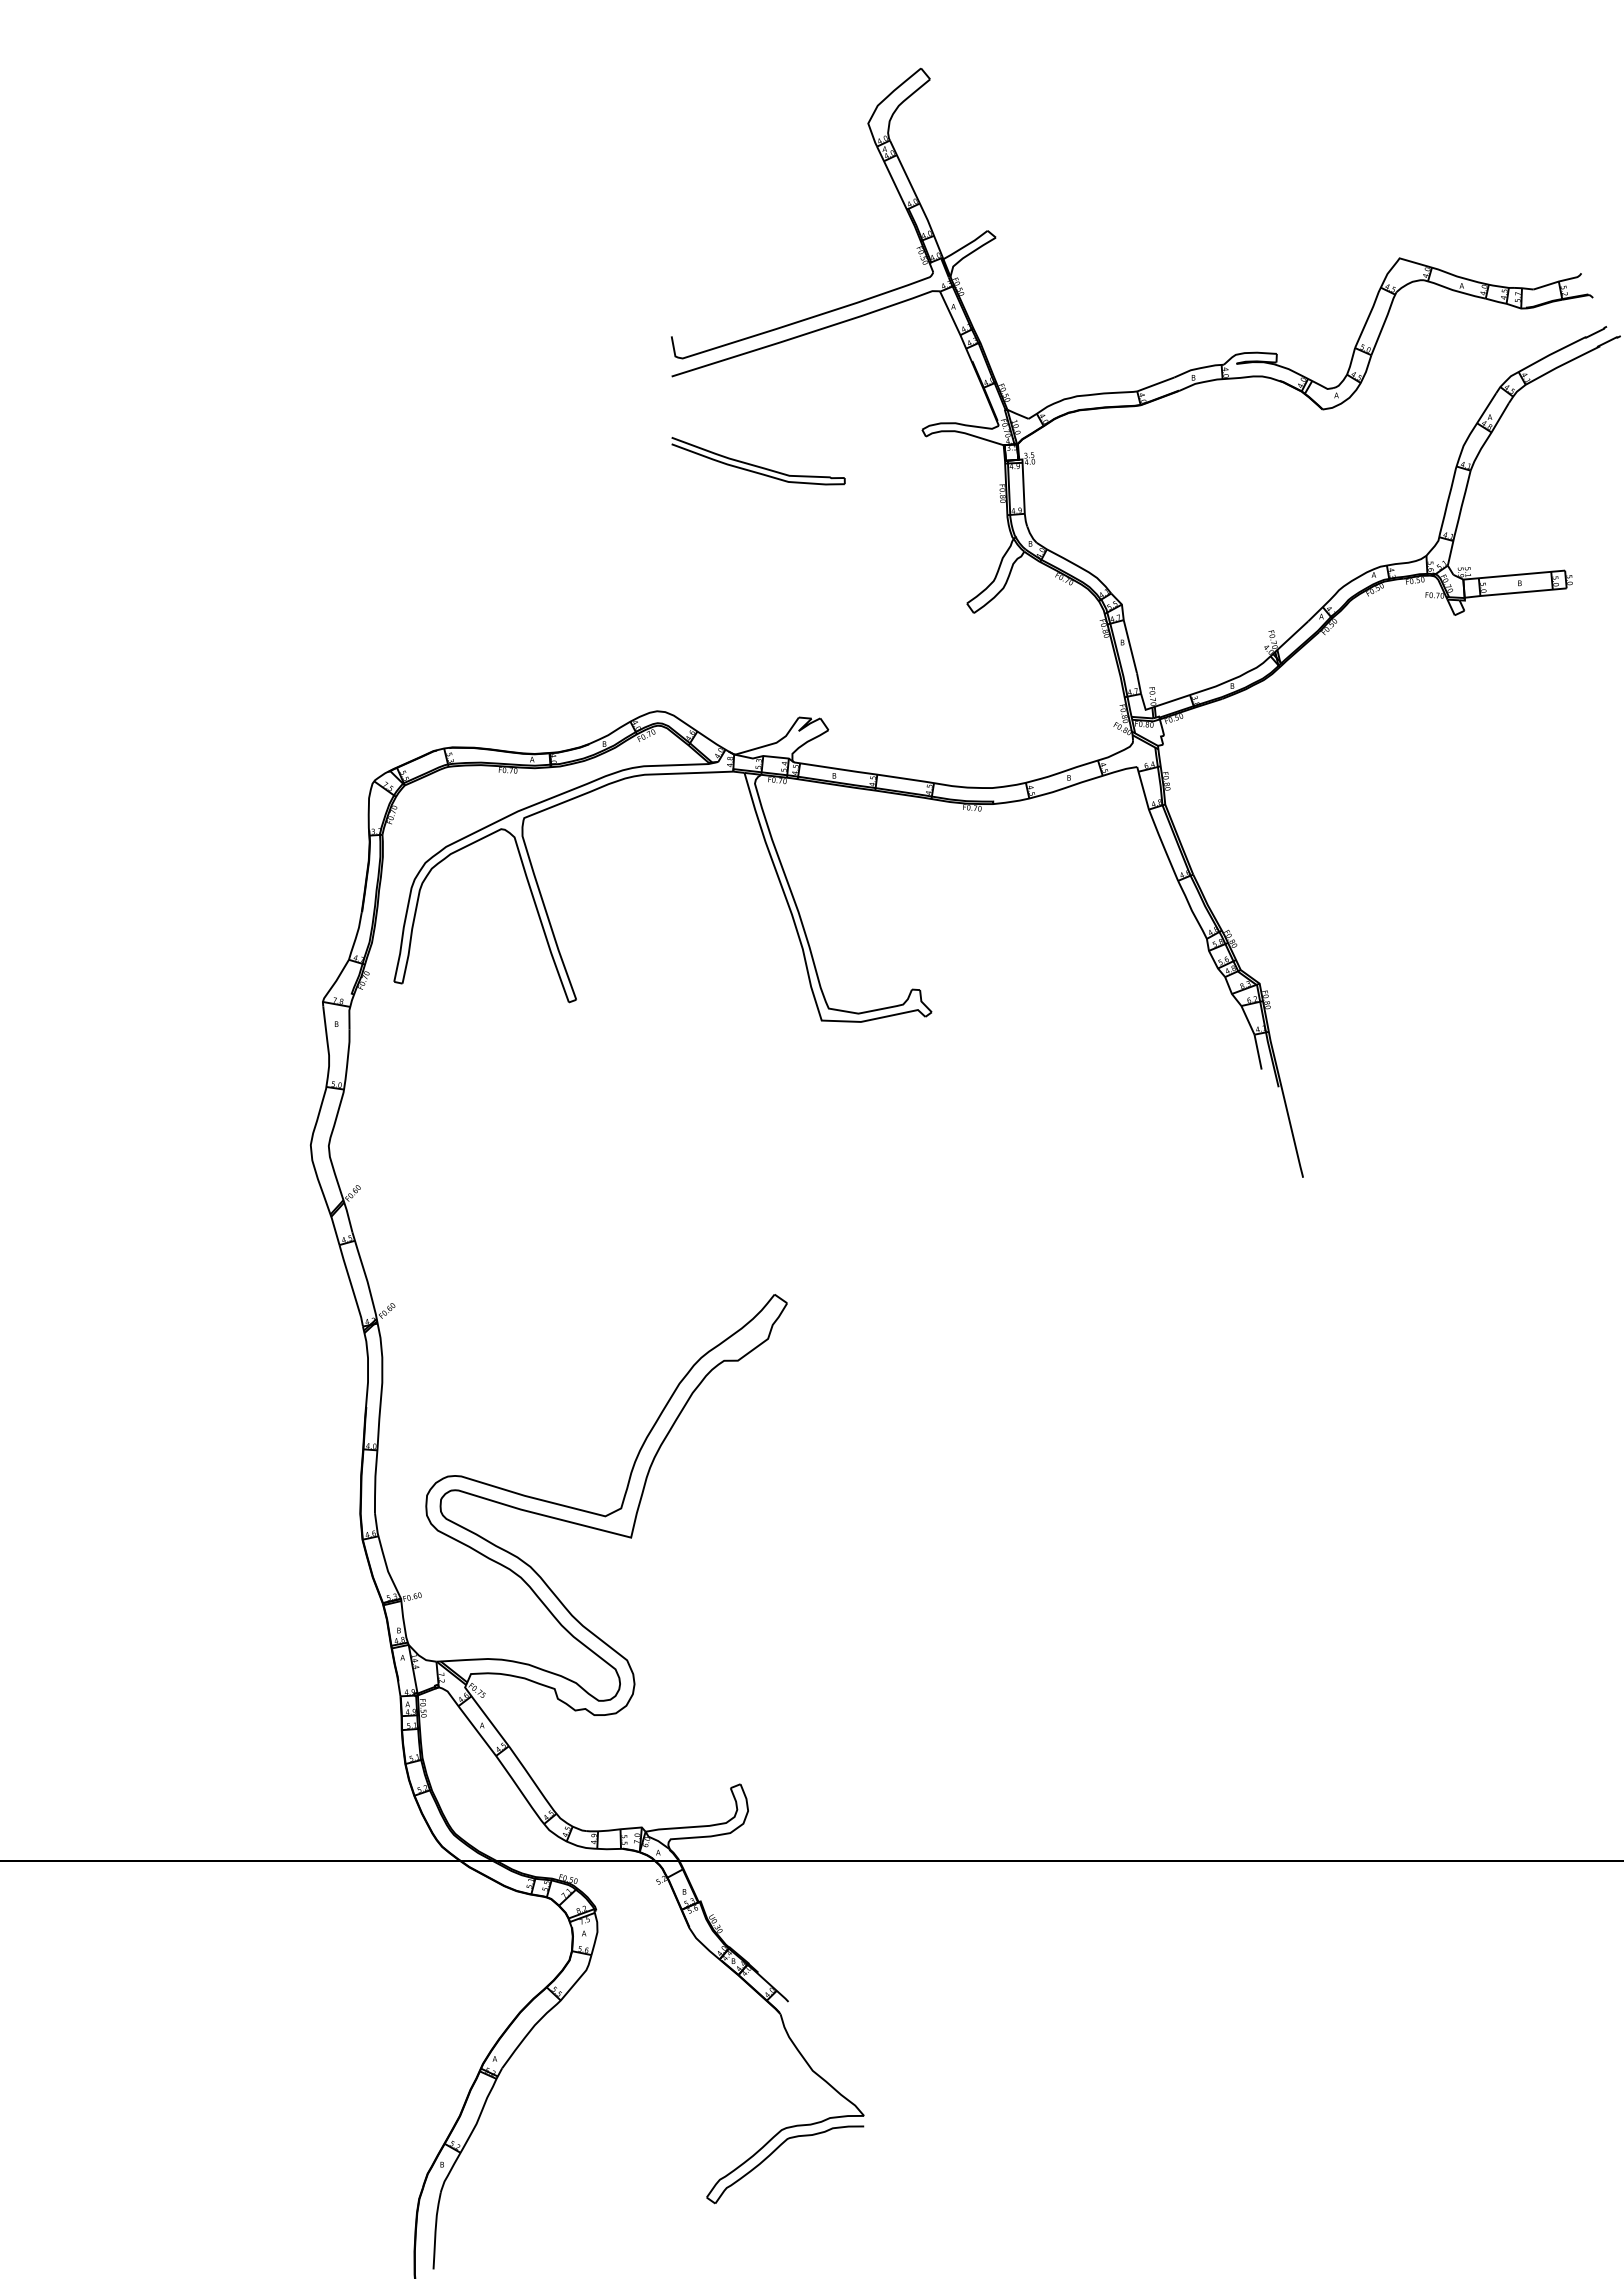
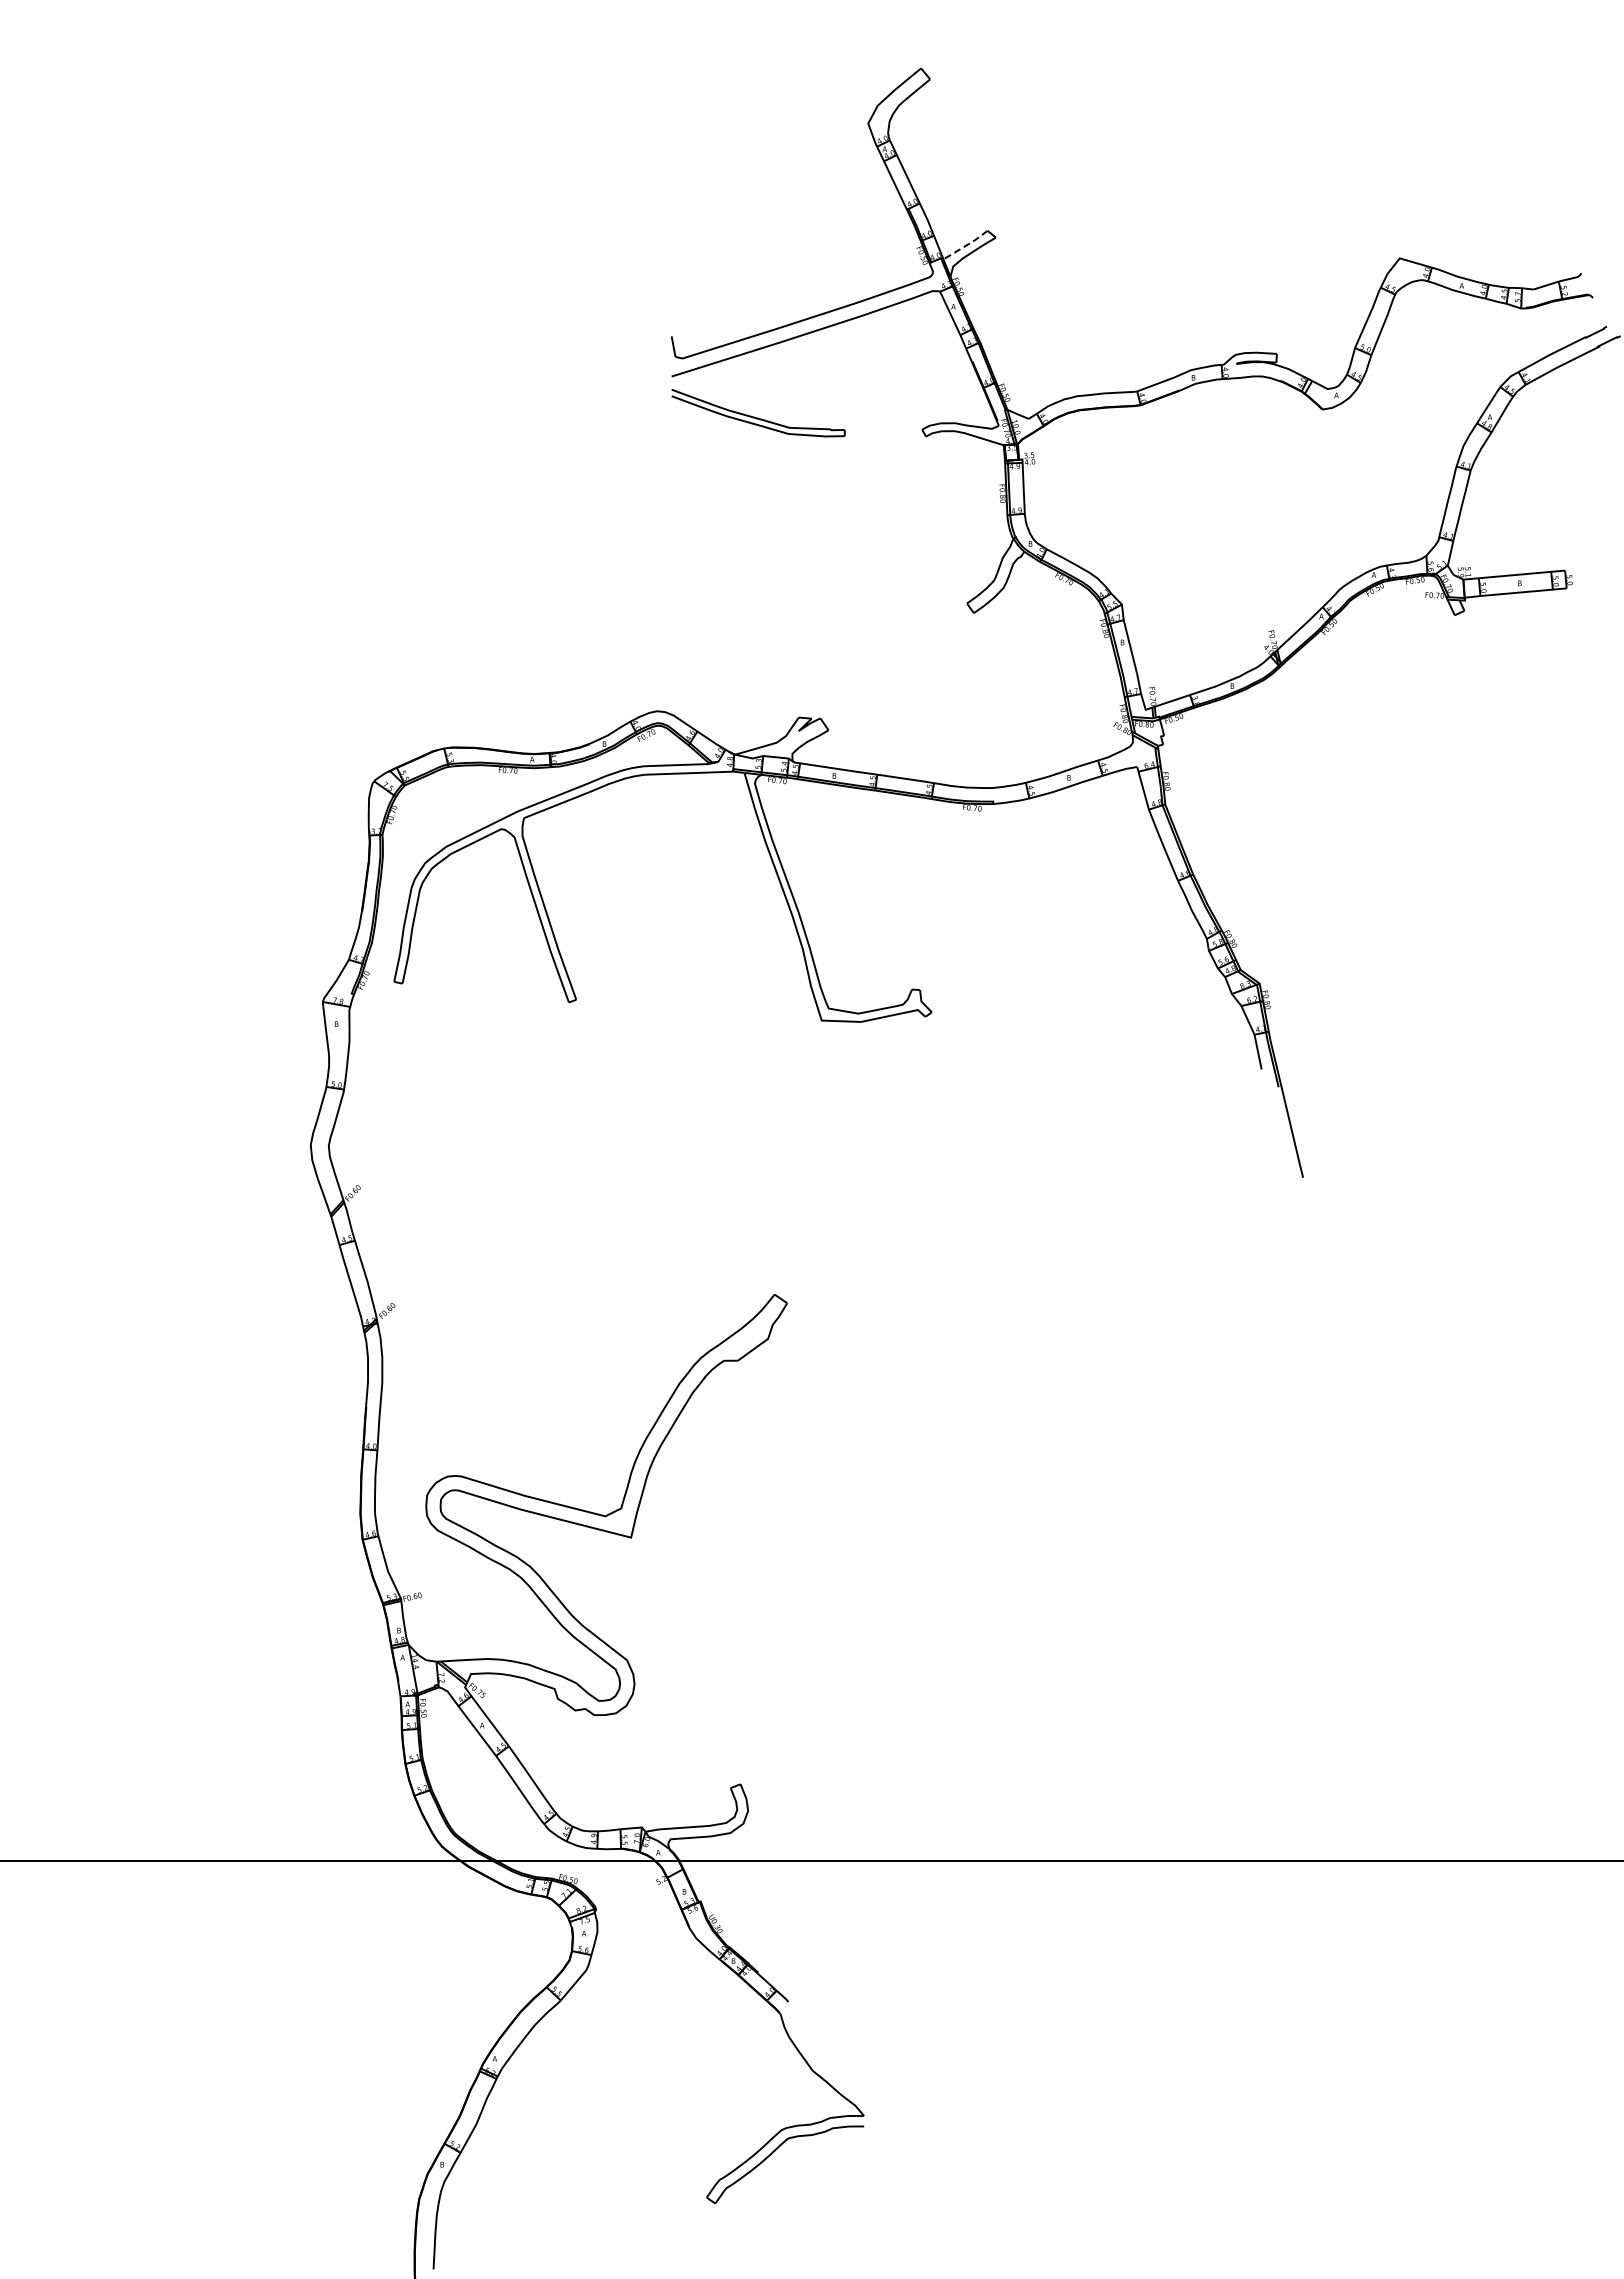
line: solid -> dashed (966, 245)
part position: (758, 461) -> (758, 413) (758, 413)
